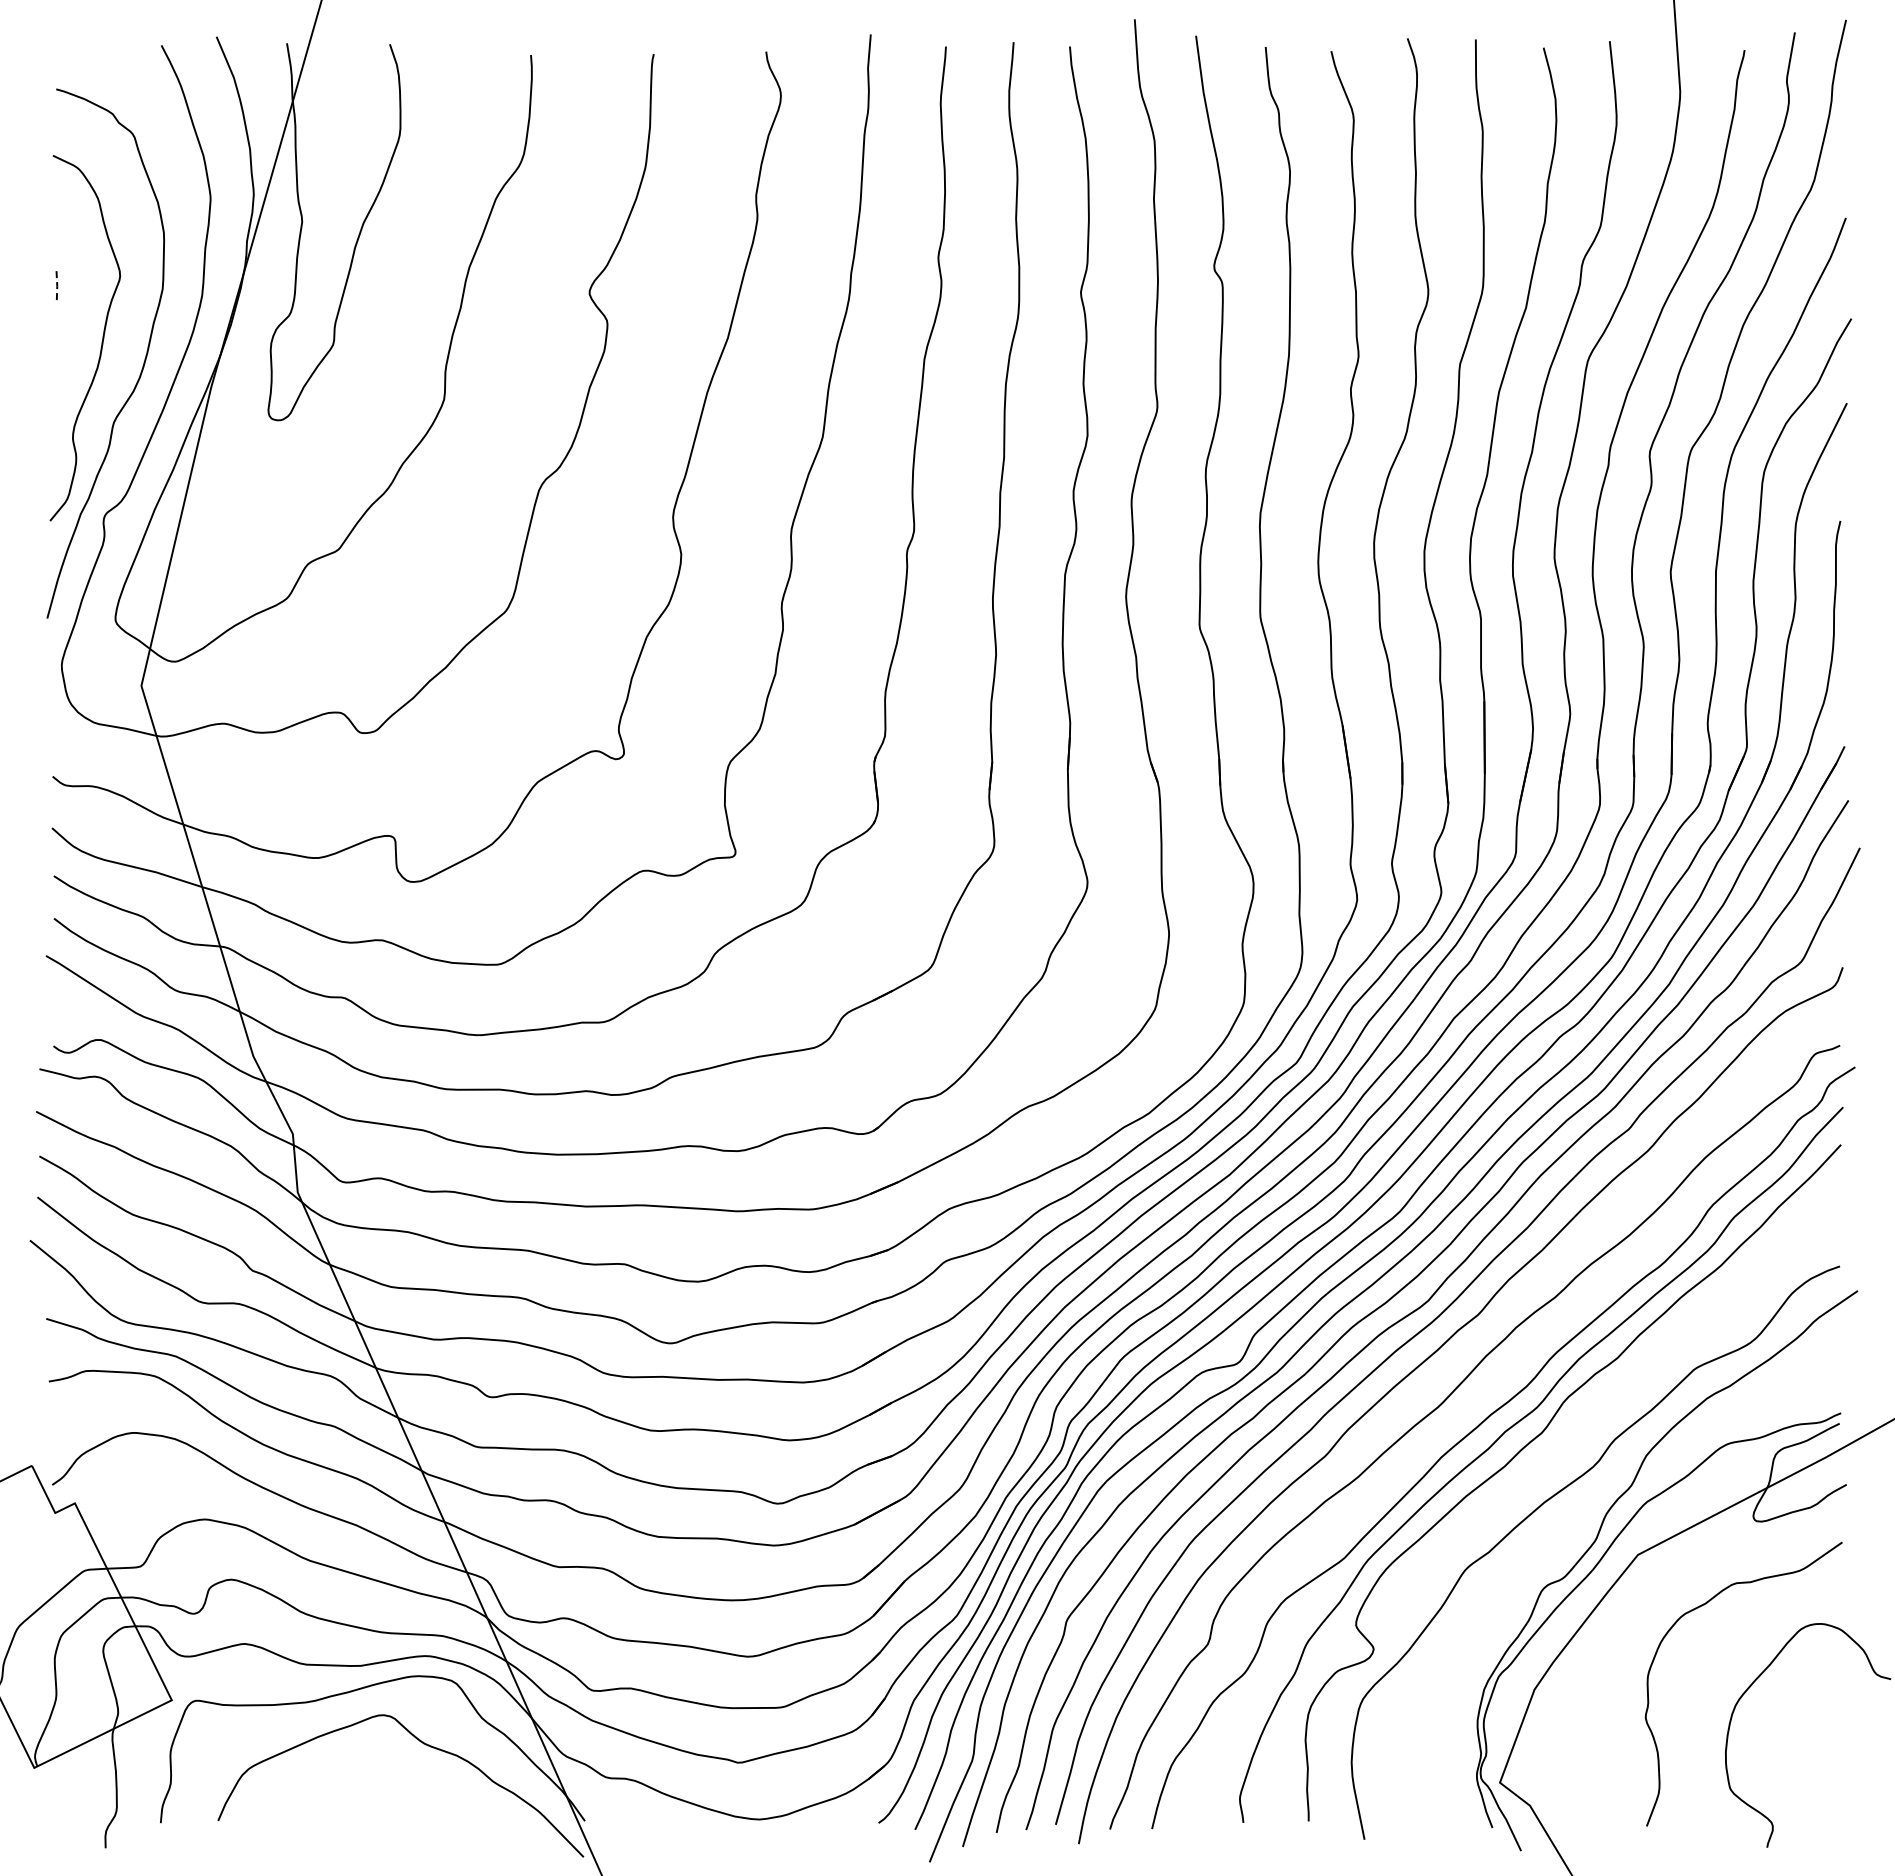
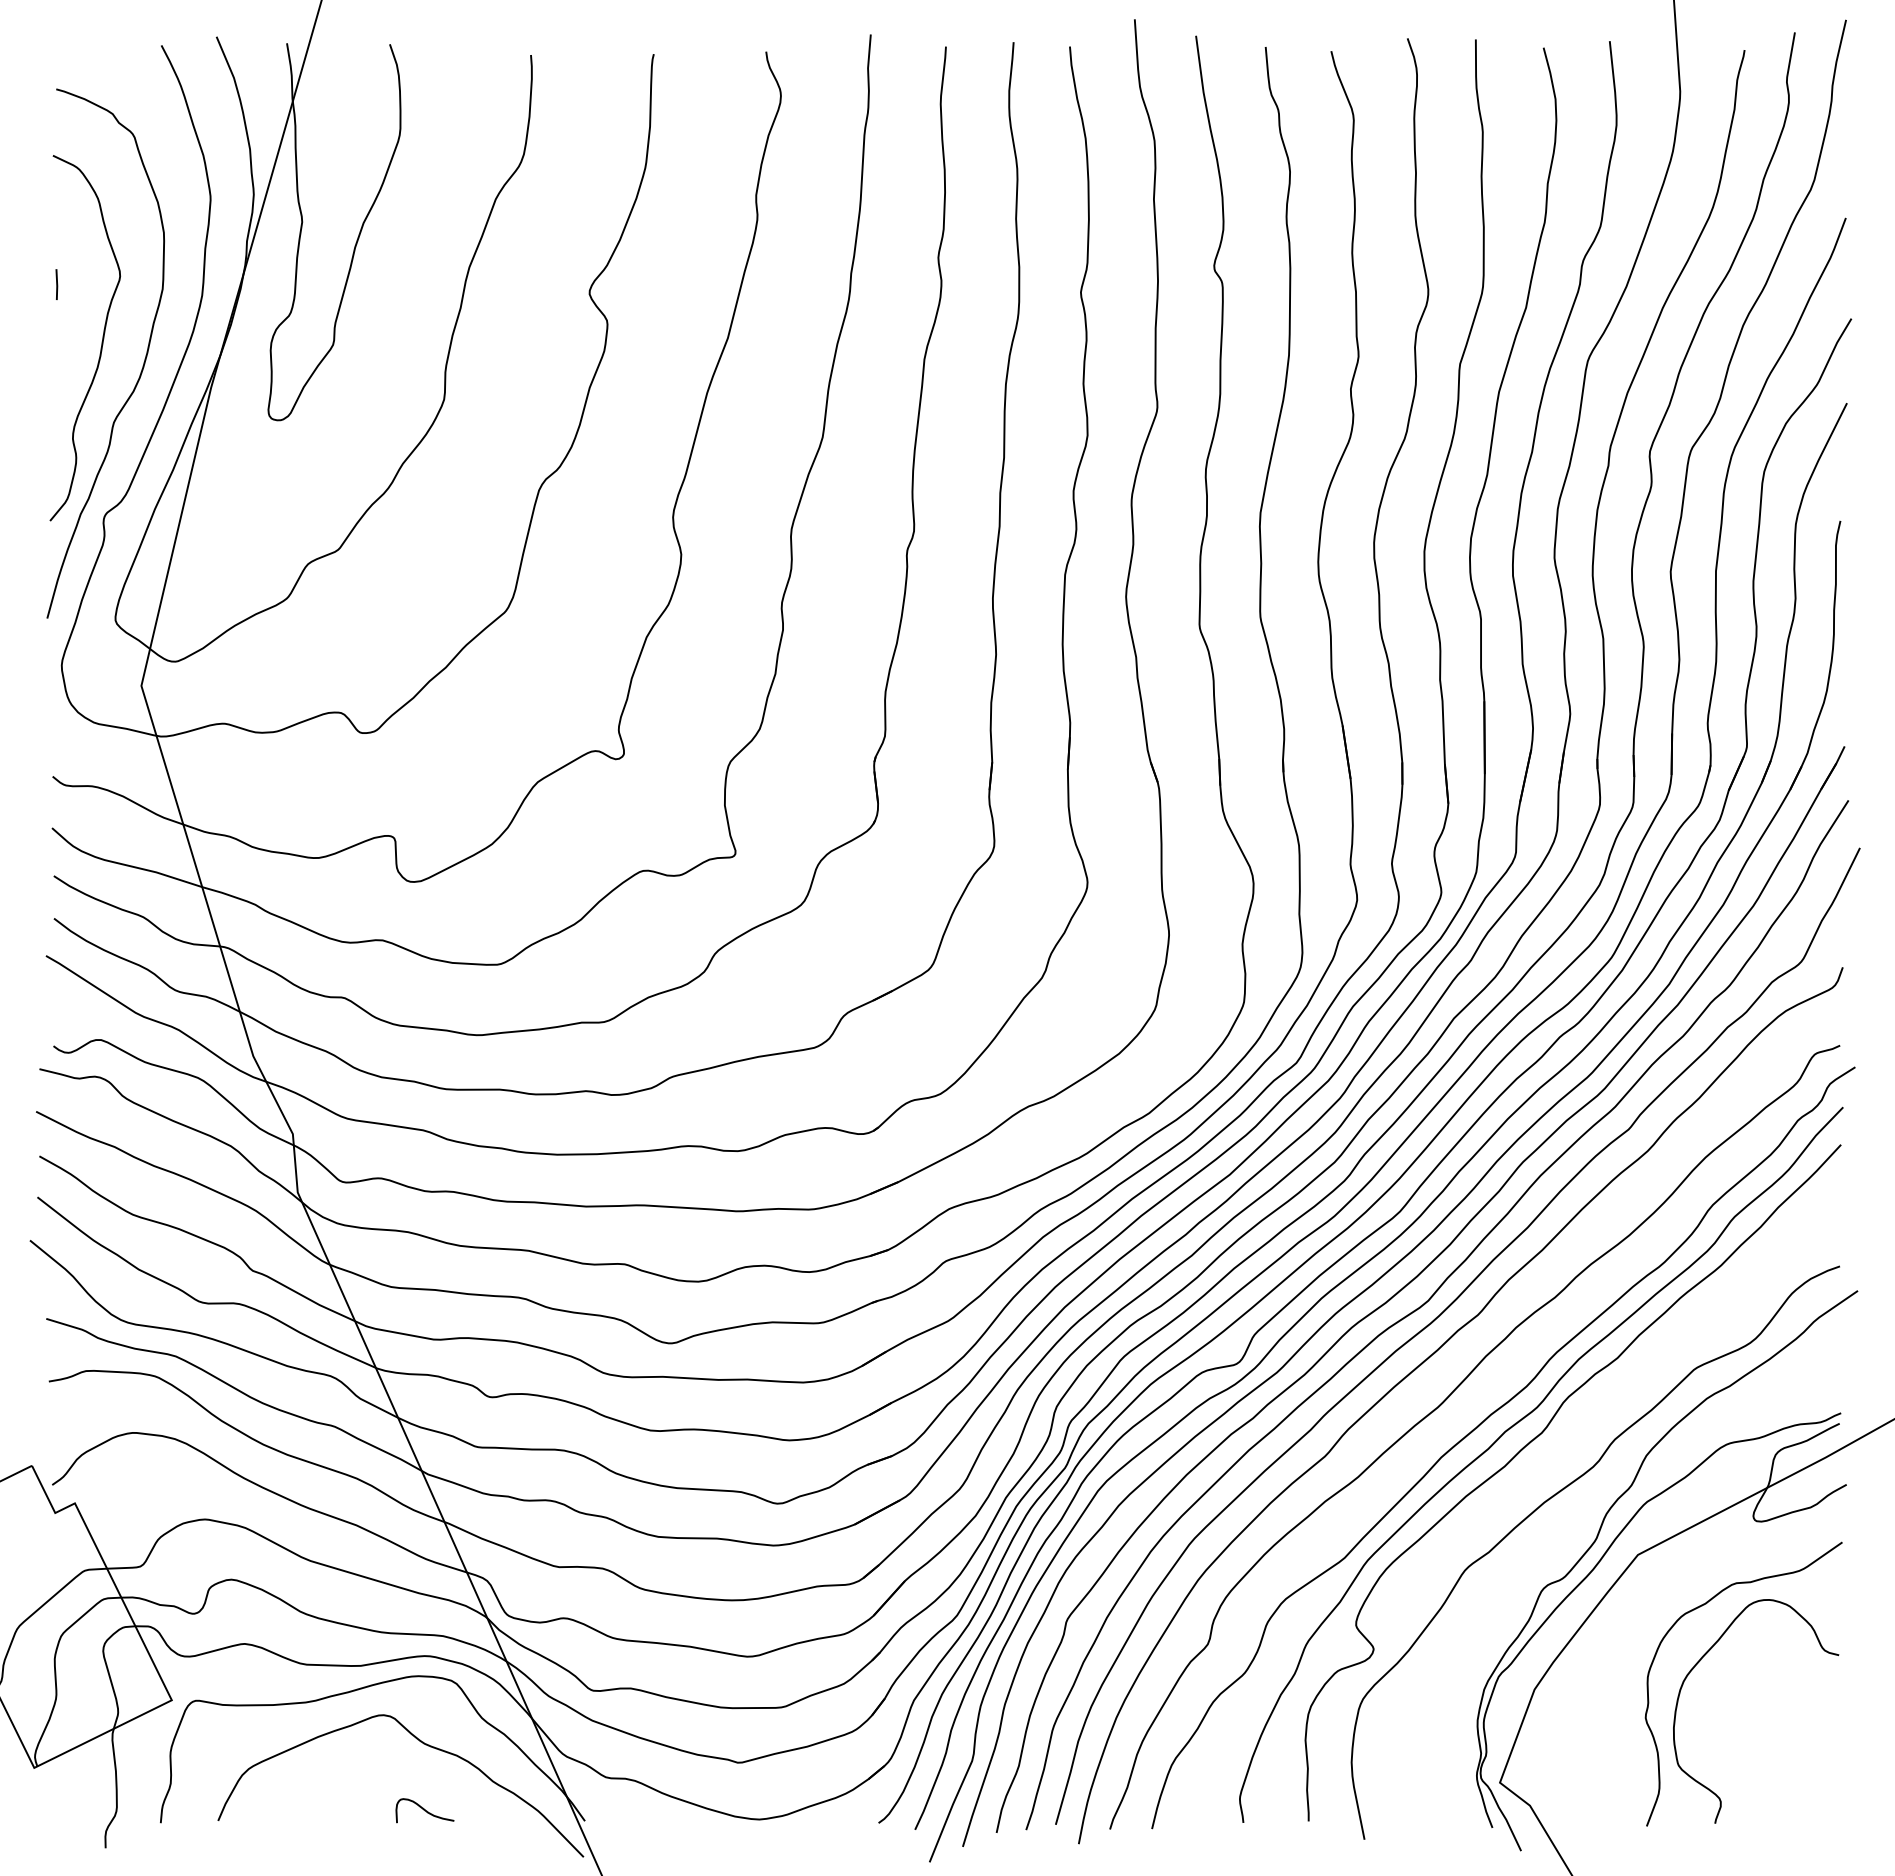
line: dashed -> solid (57, 284)
curve position: (1752, 1685) -> (1700, 1661) (1700, 1661)
curve: none -> present (424, 1810)
